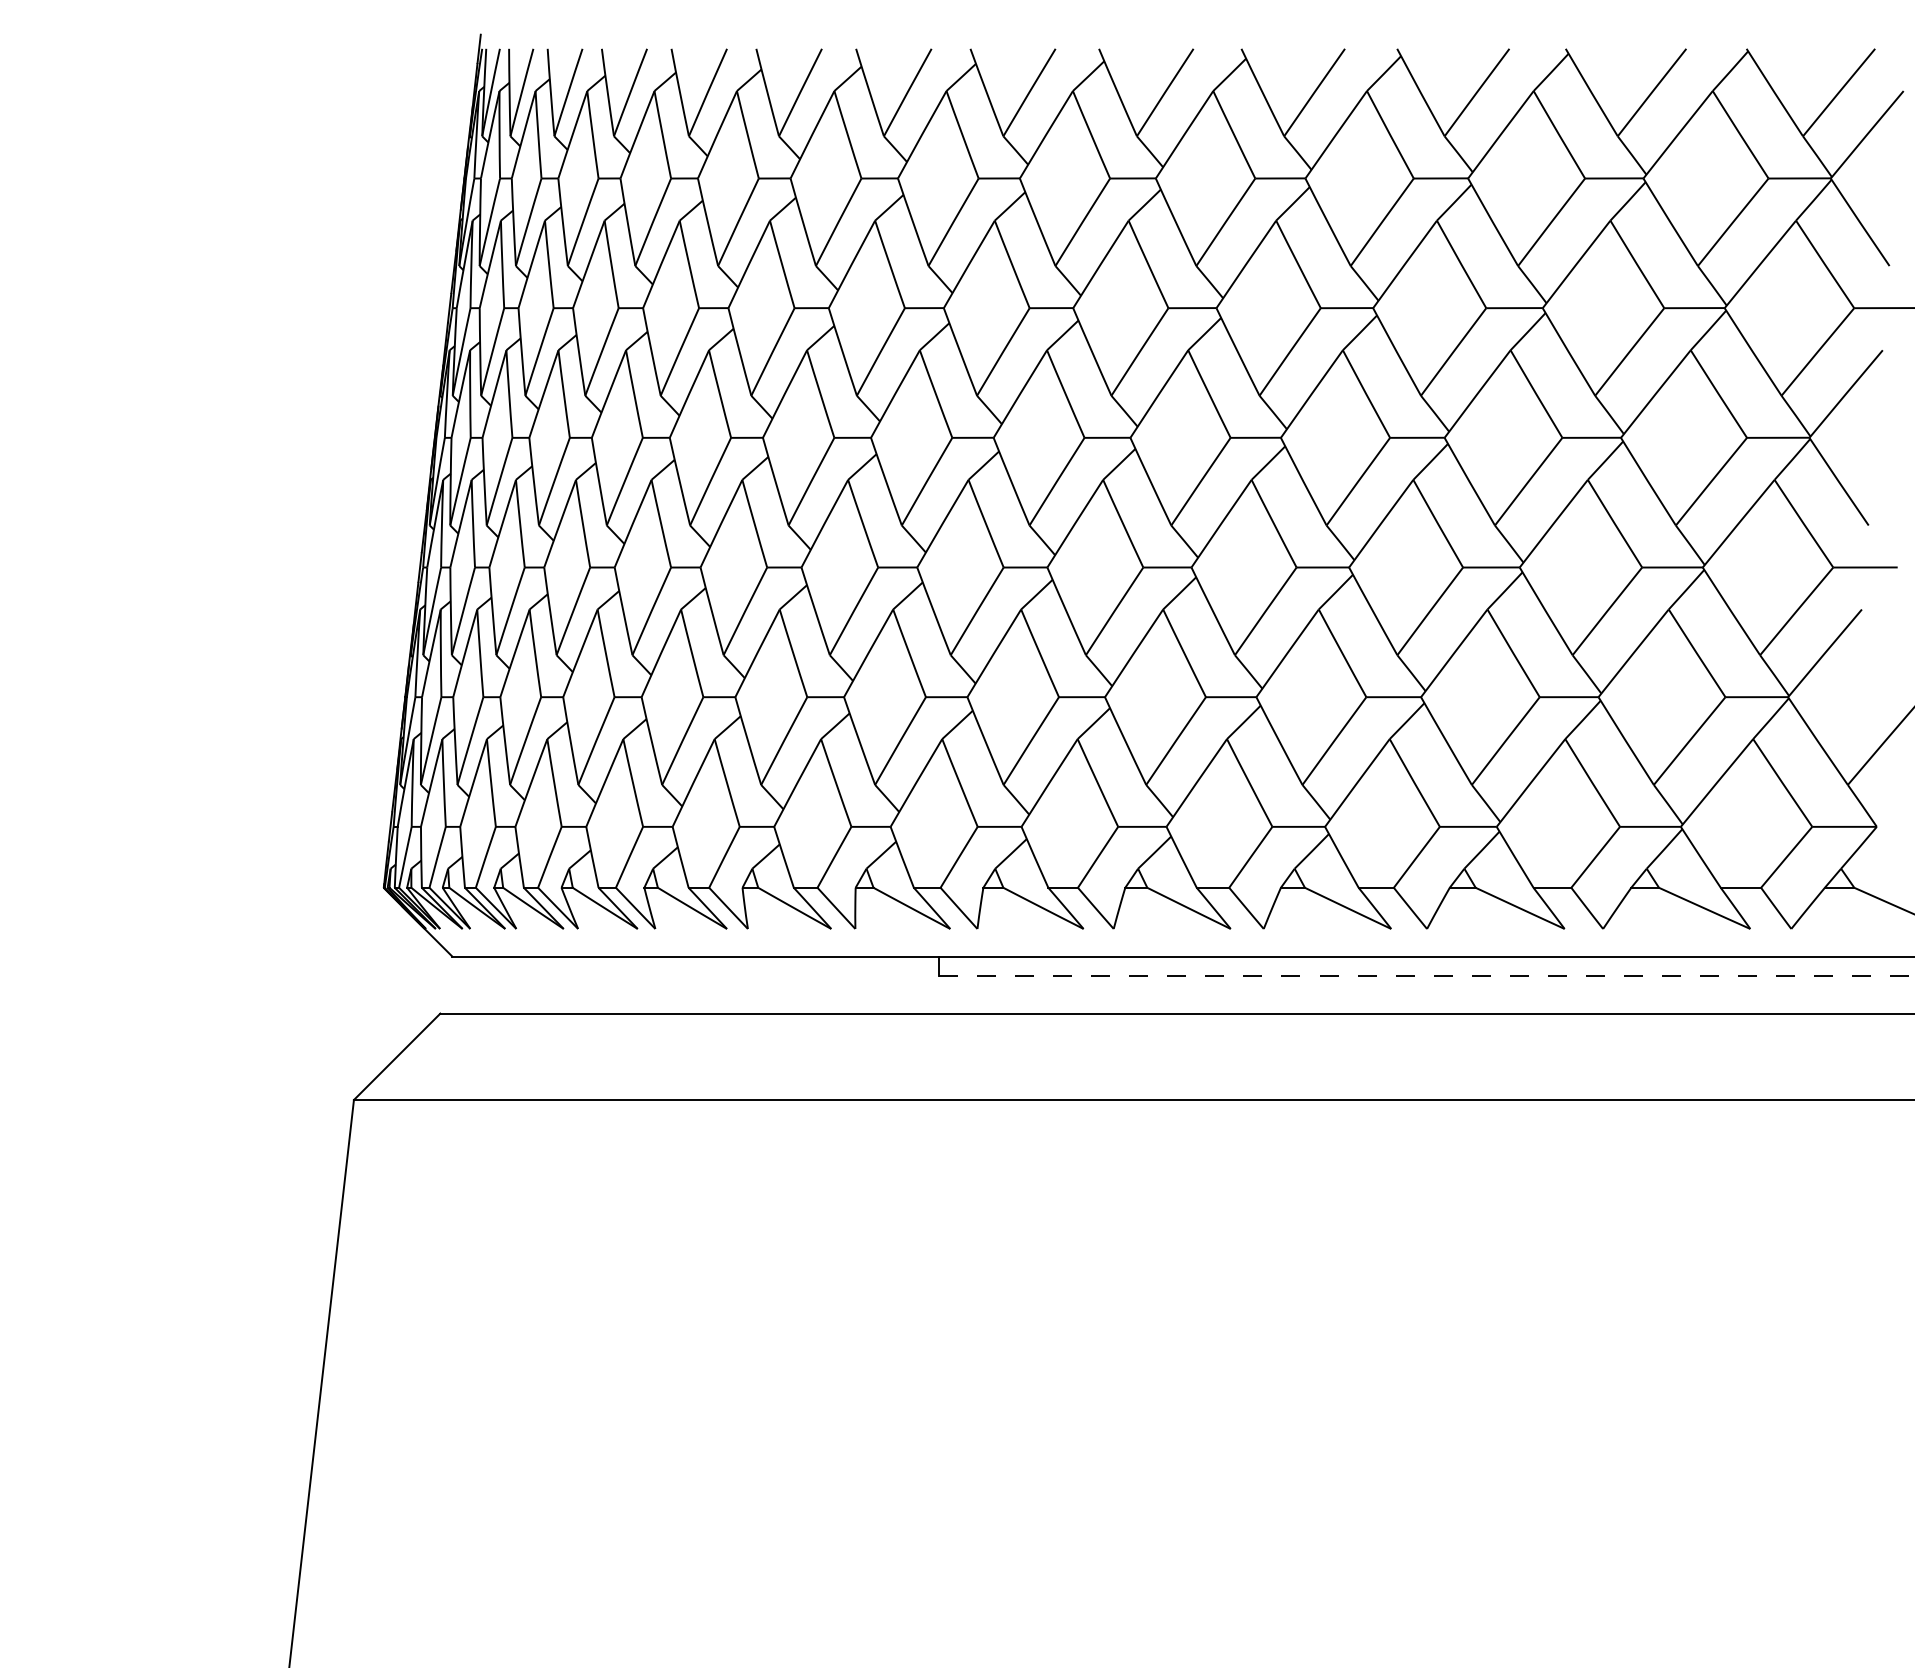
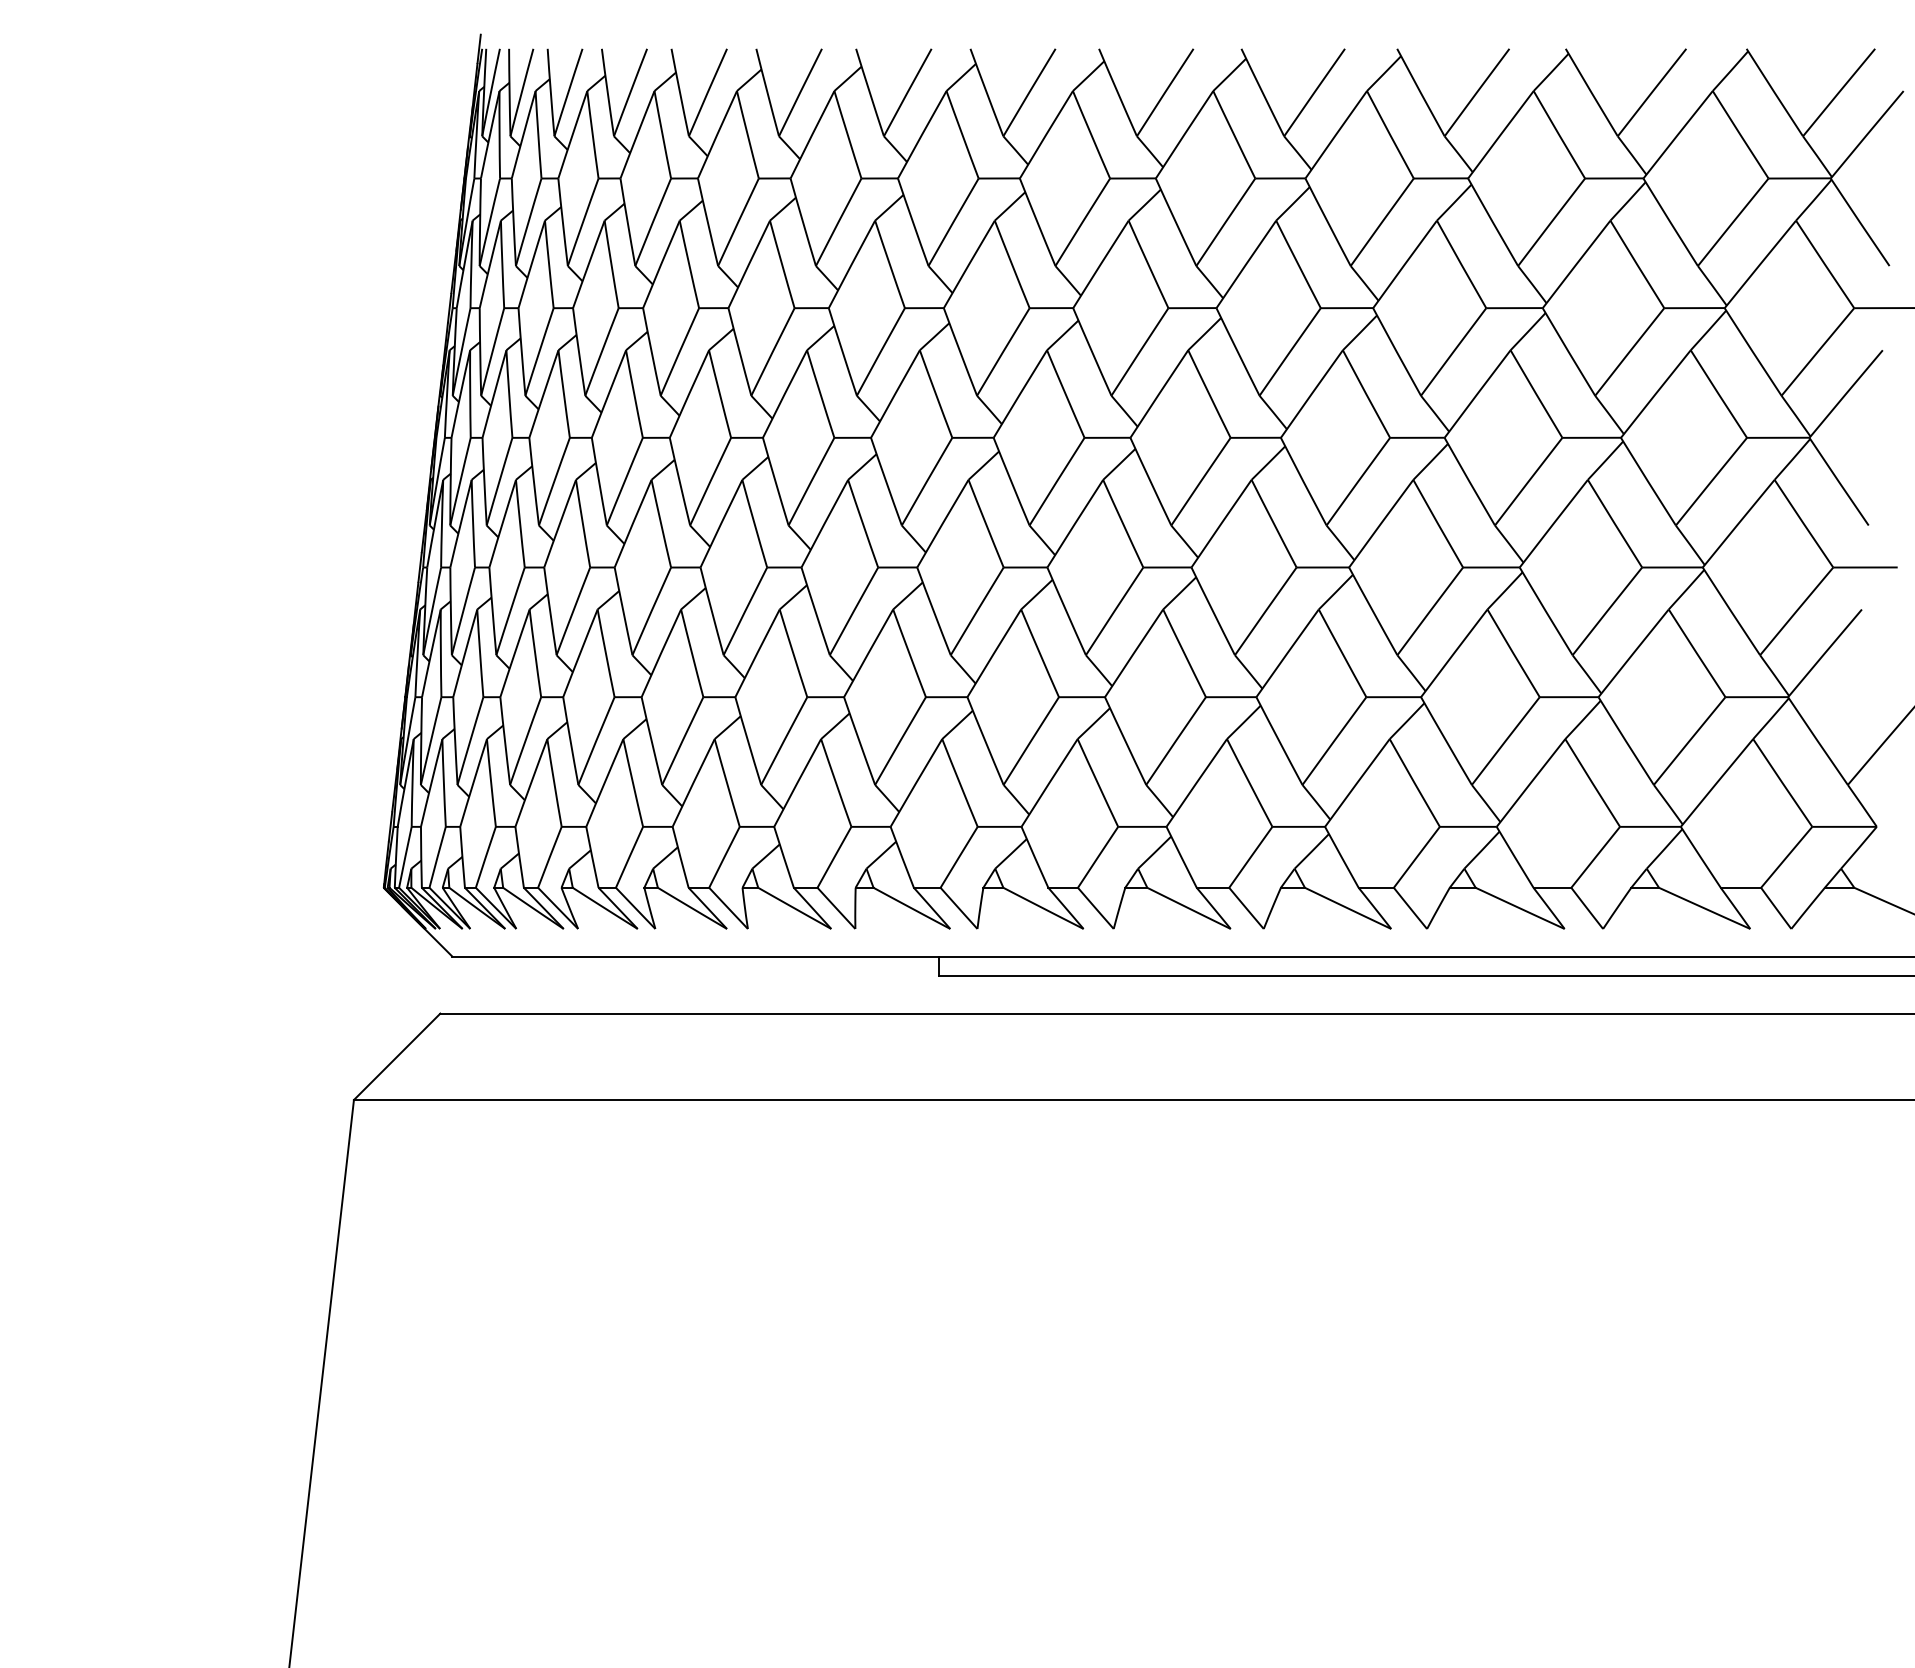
line: dashed -> solid (1426, 975)
